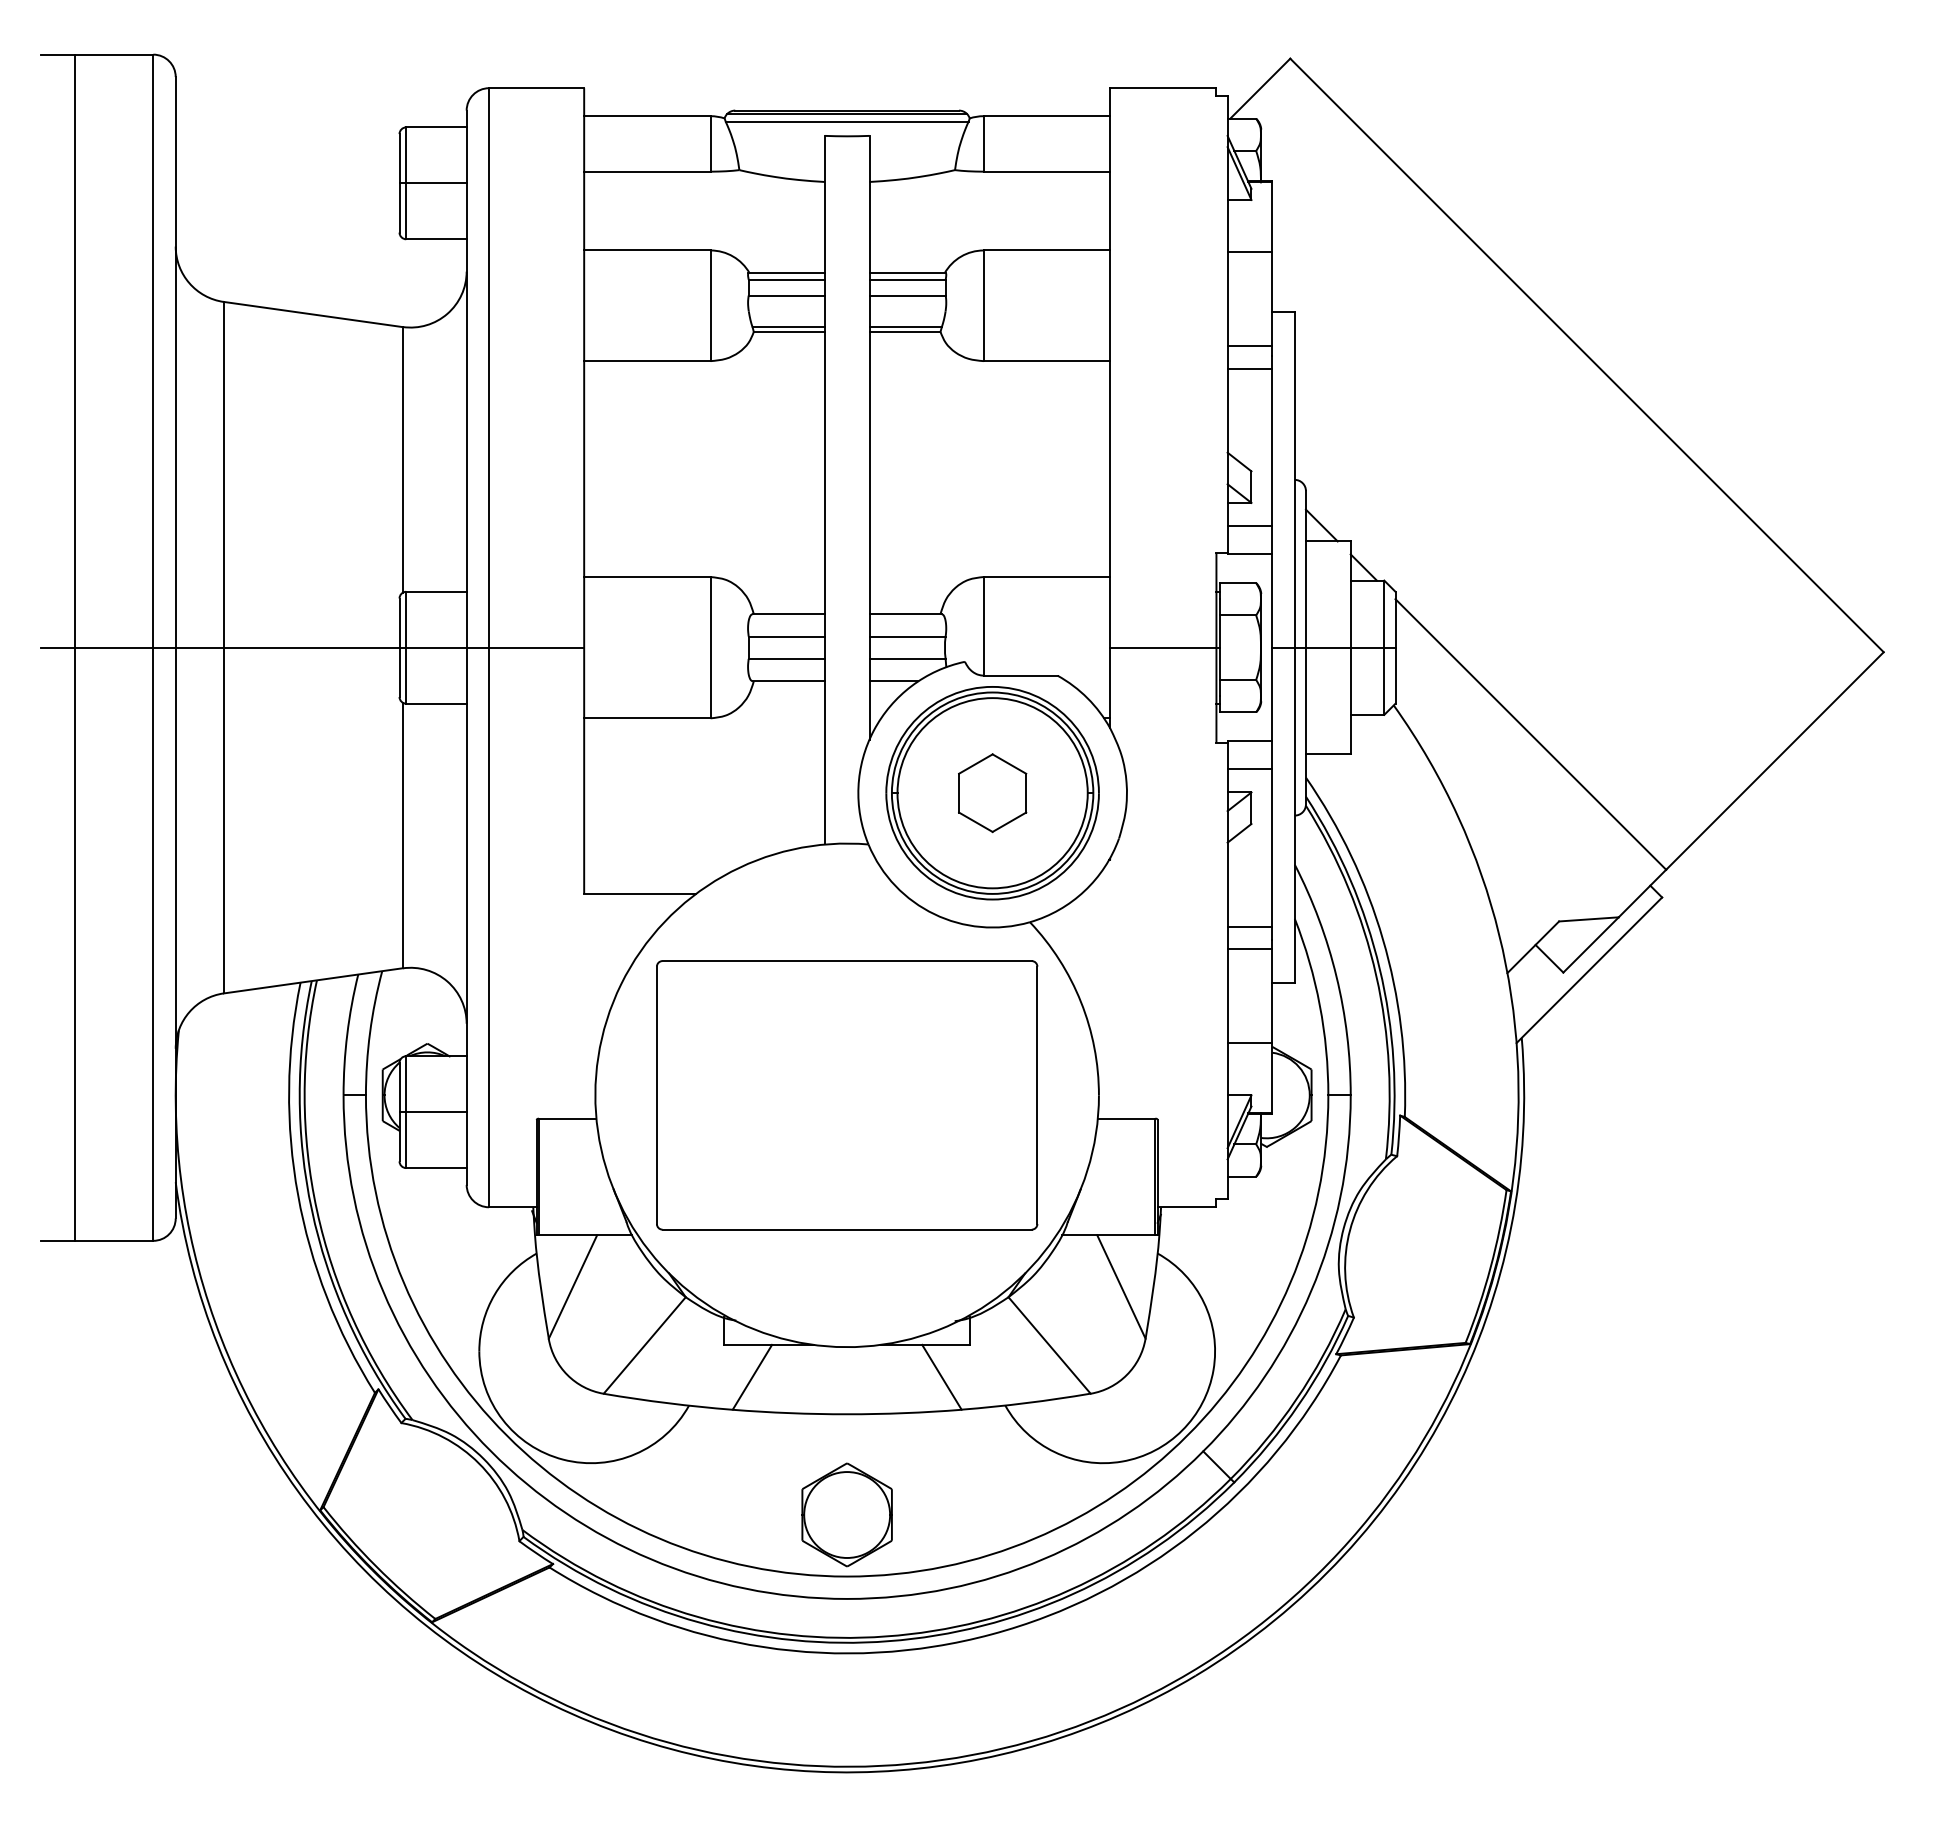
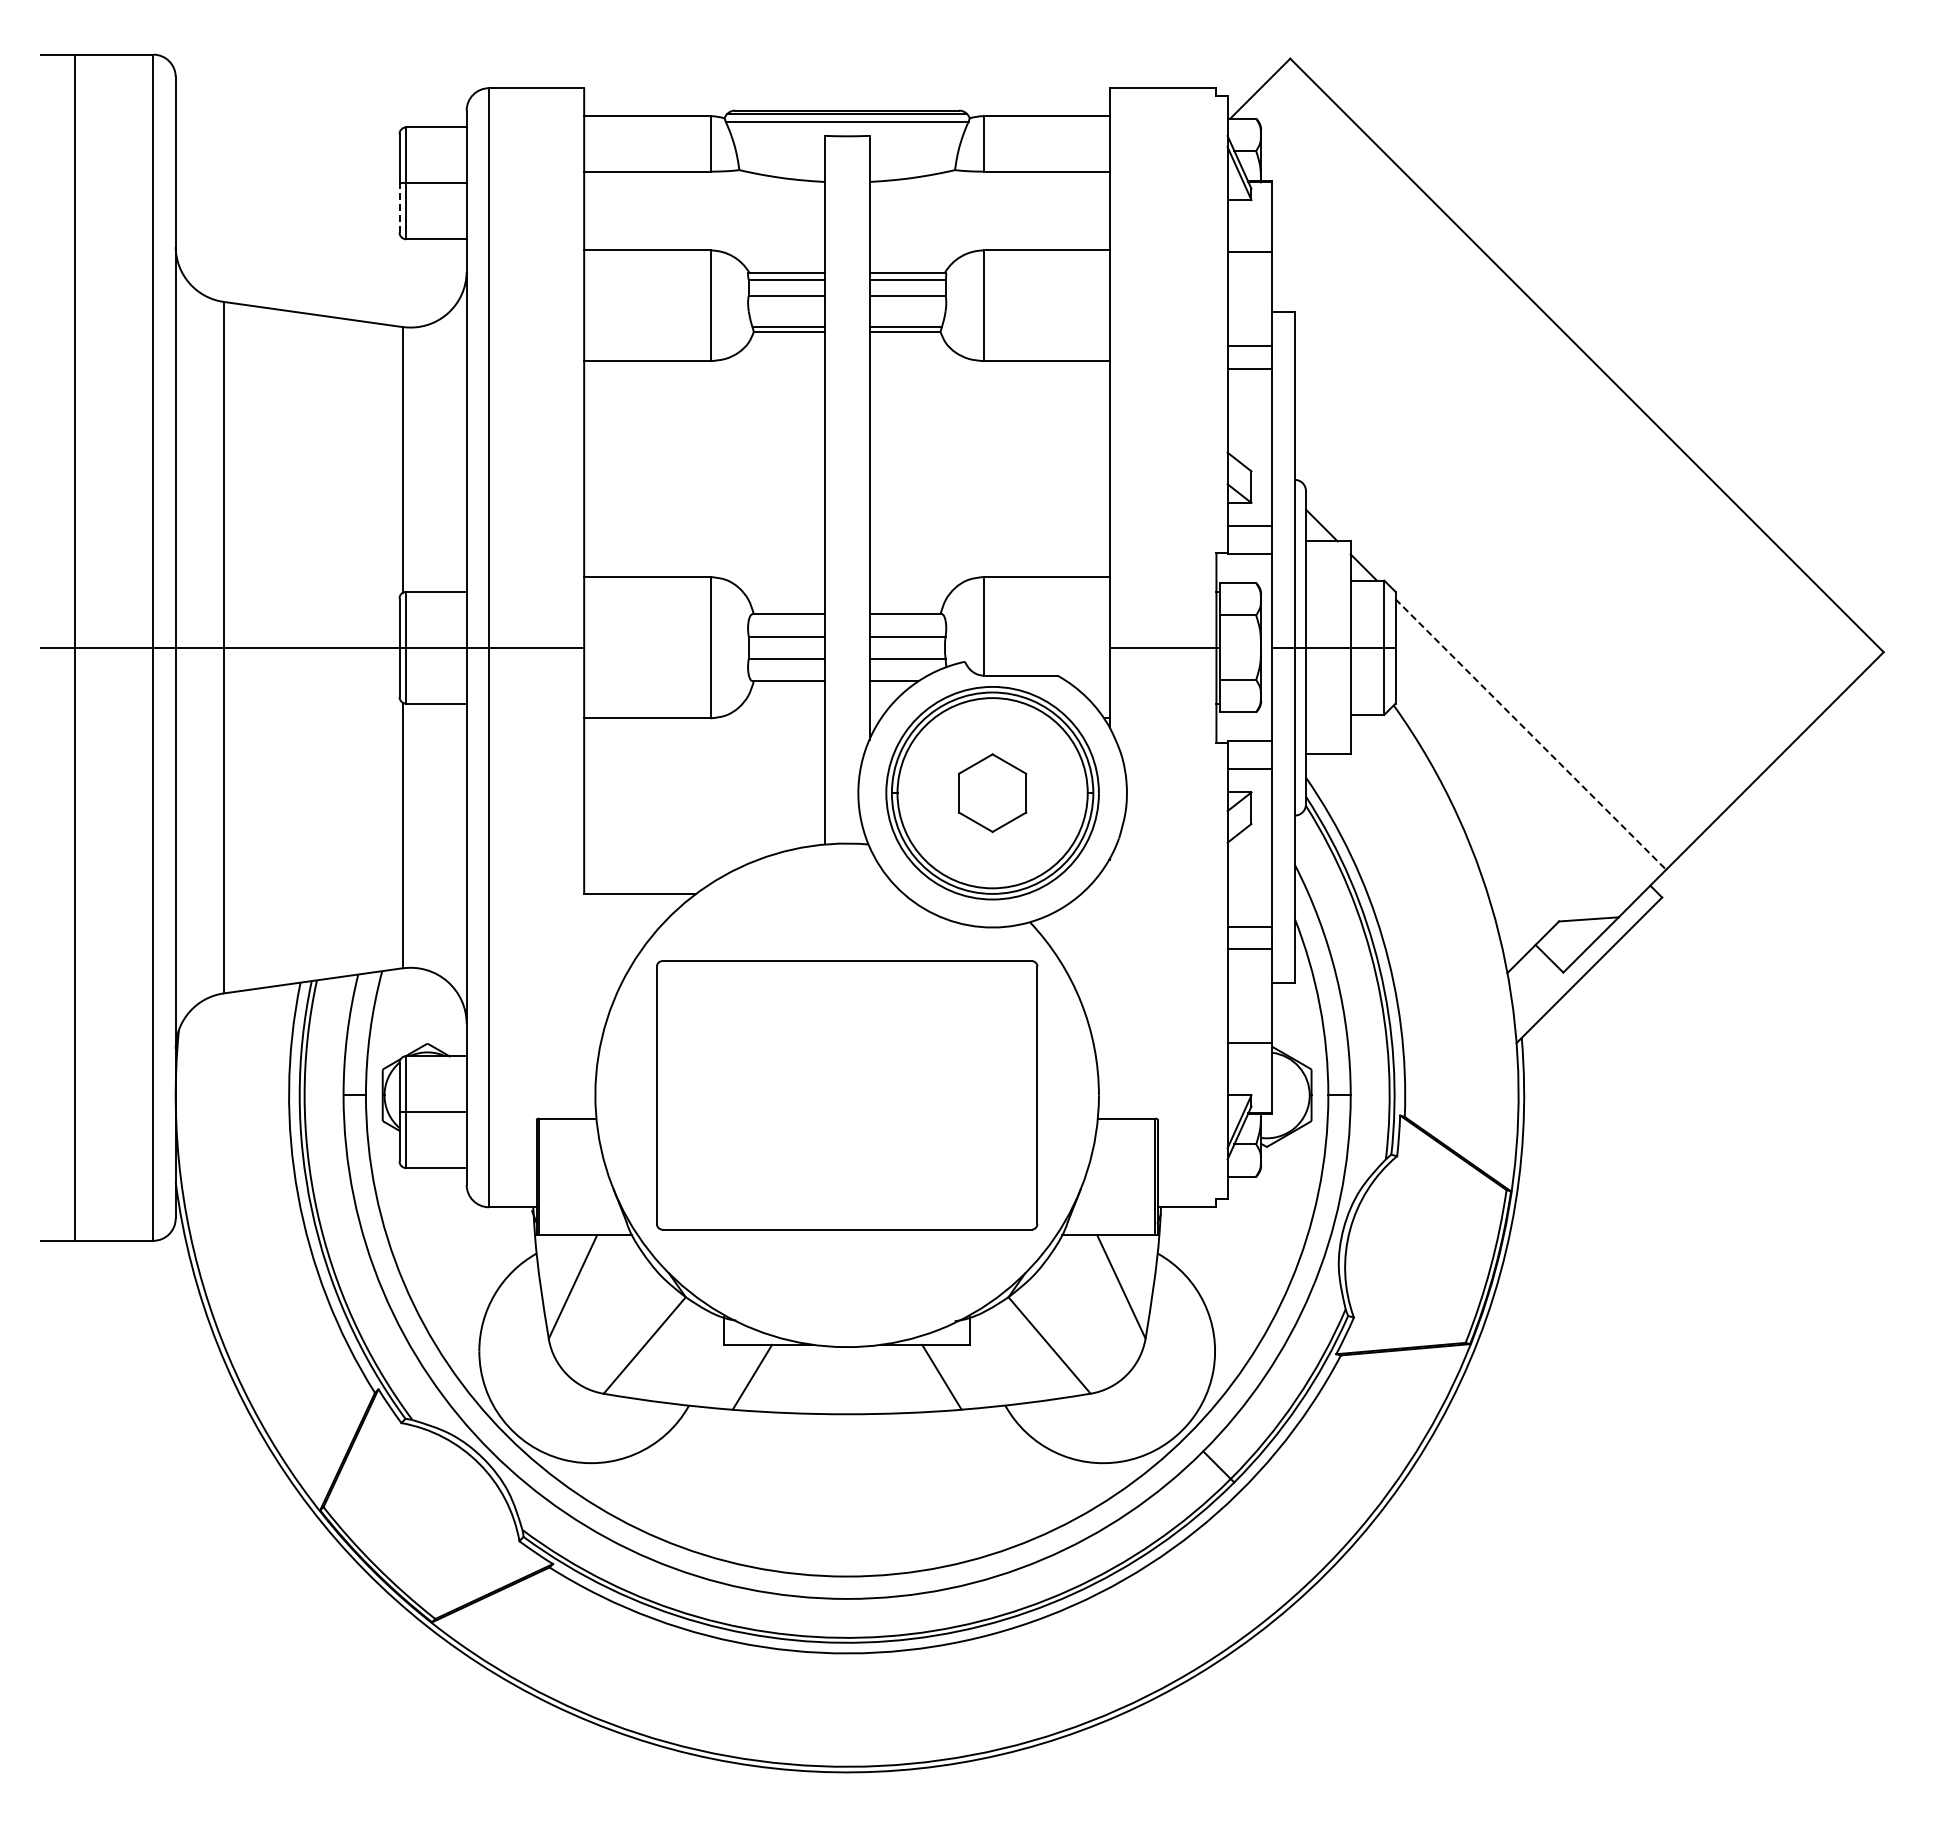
line: solid -> dashed (399, 207)
line: solid -> dashed (1531, 734)
part: present -> none (846, 1514)
